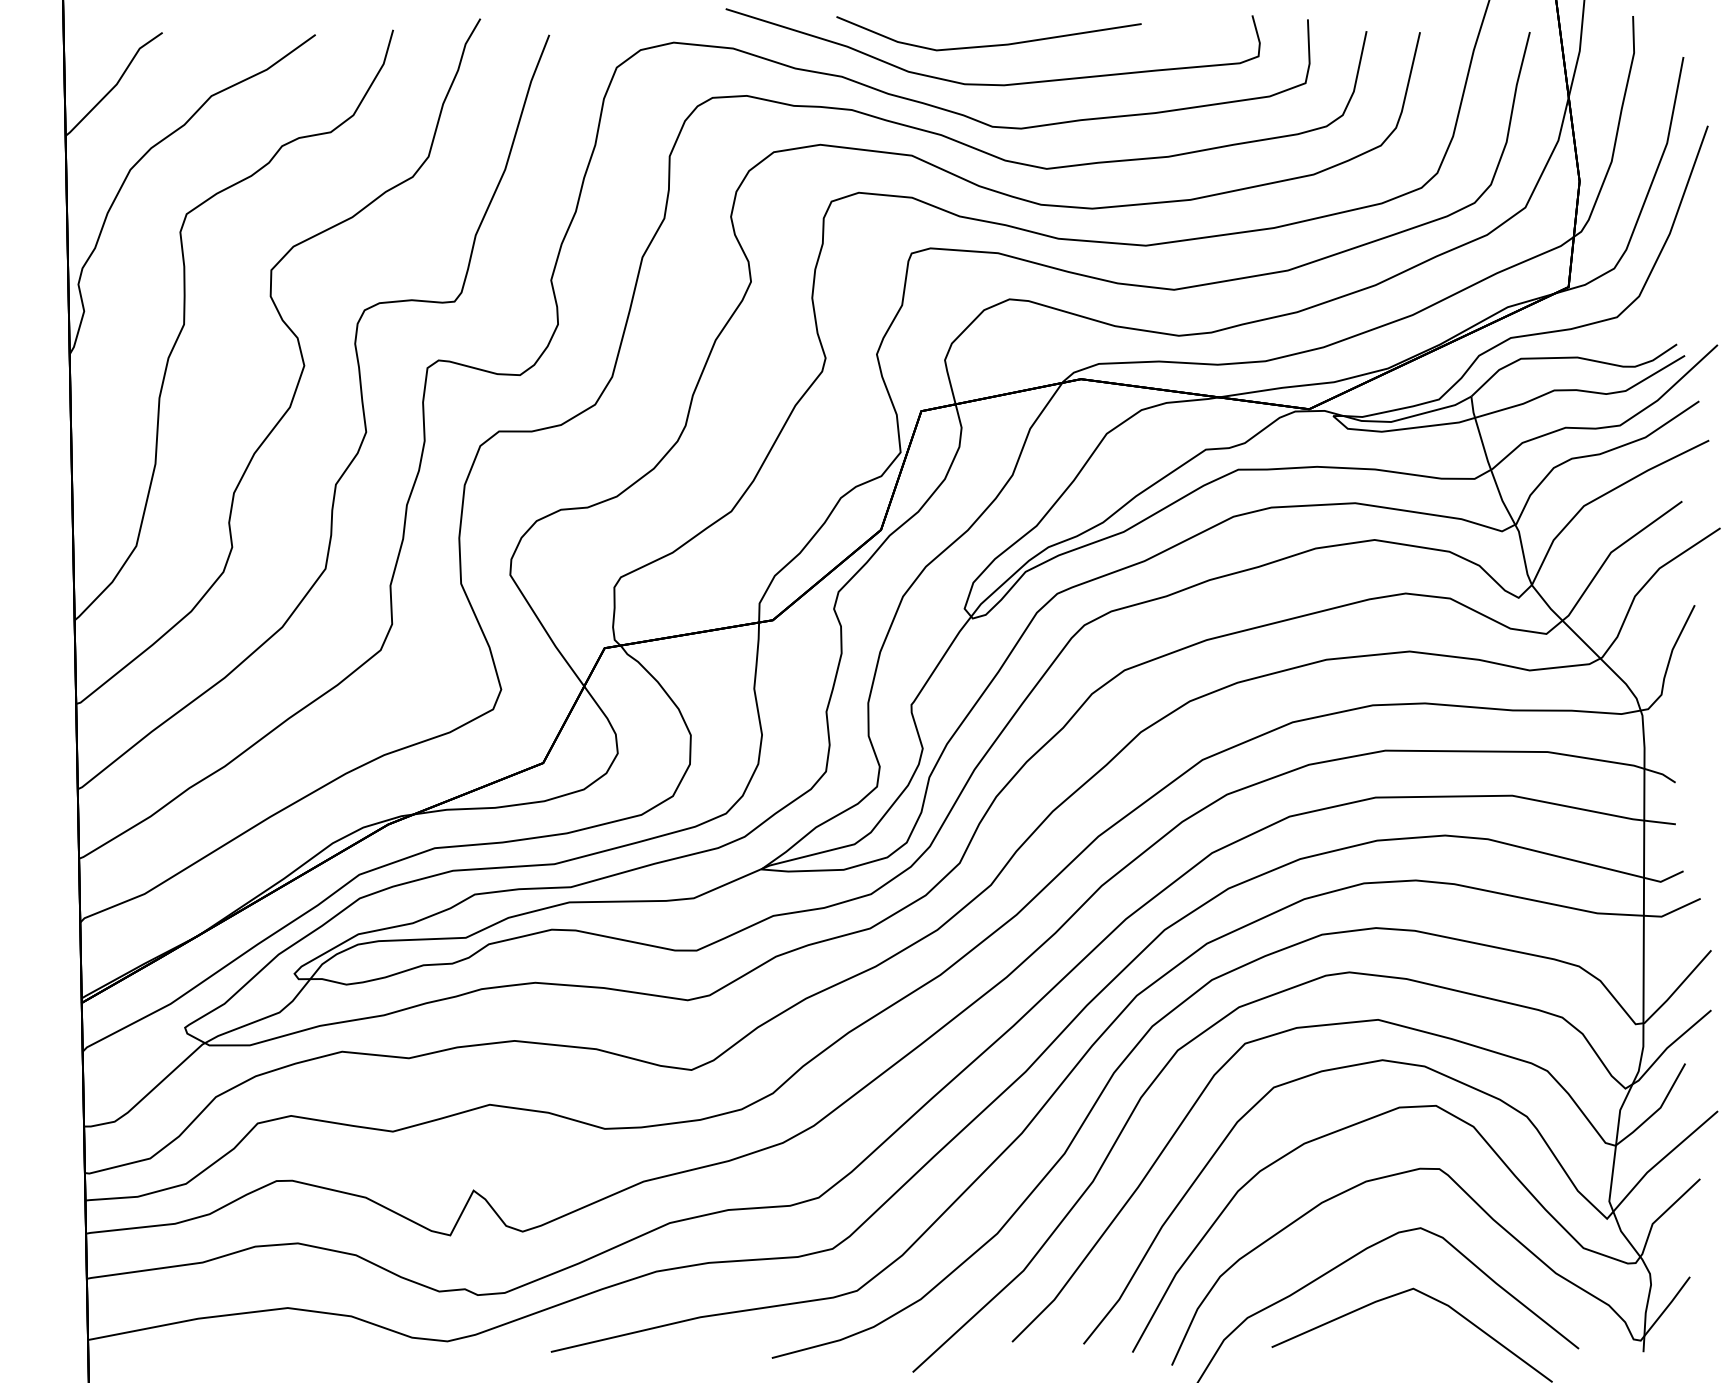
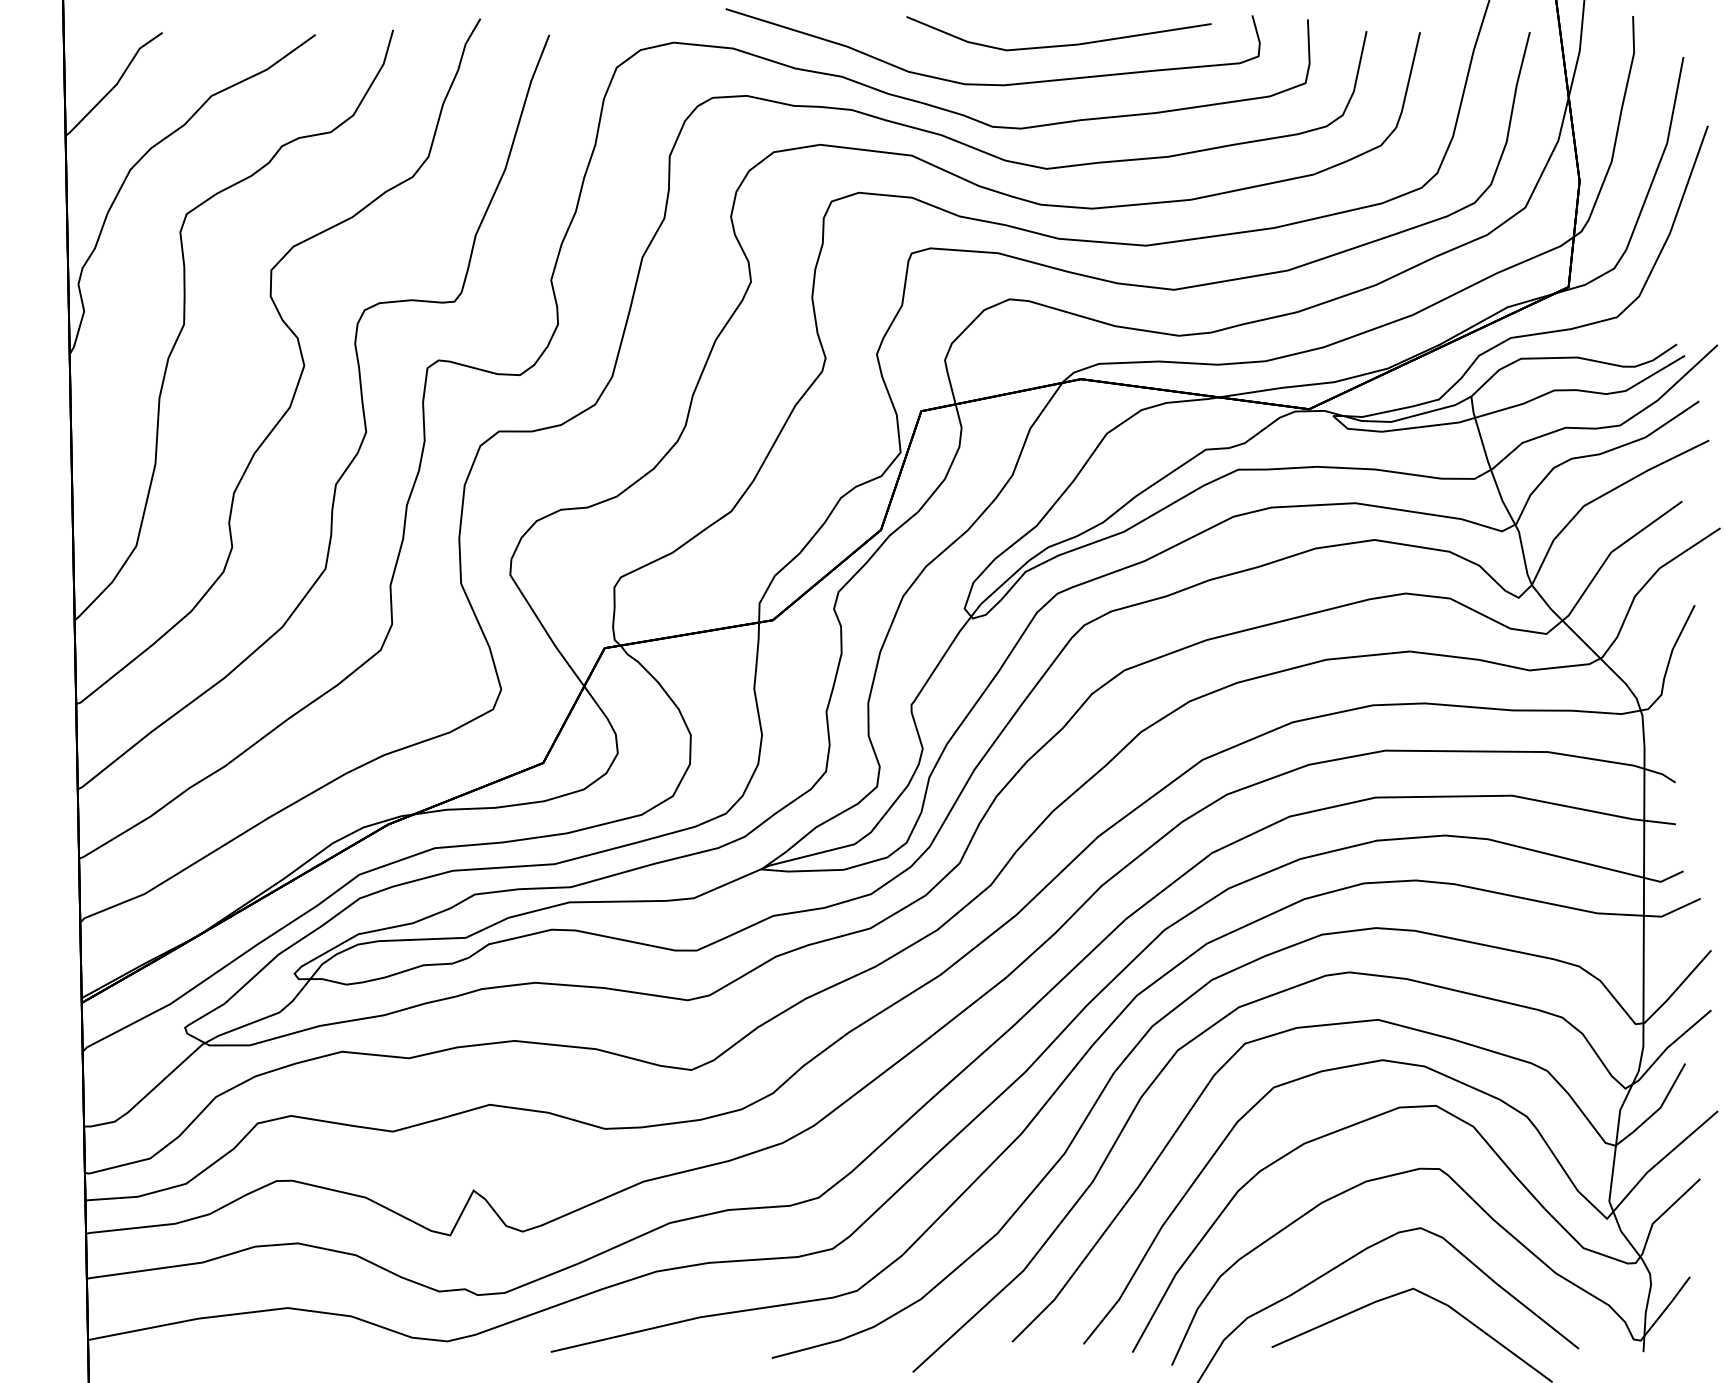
line position: (992, 44) -> (1062, 44) (1062, 44)
